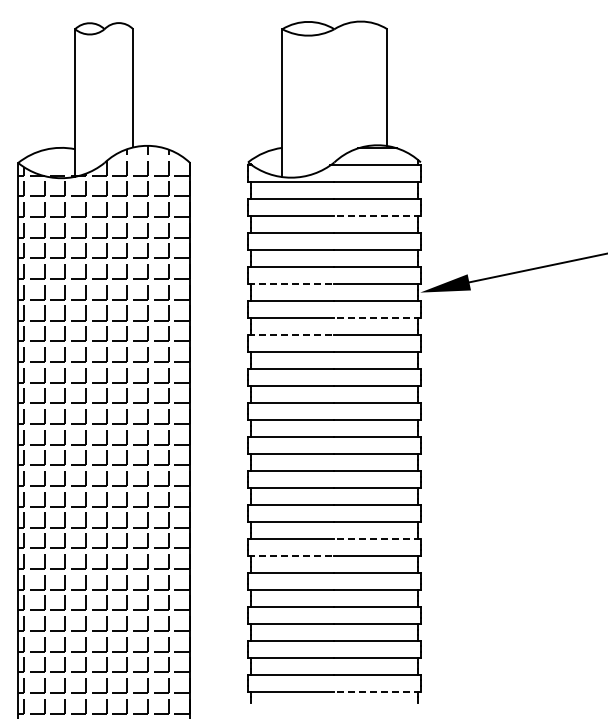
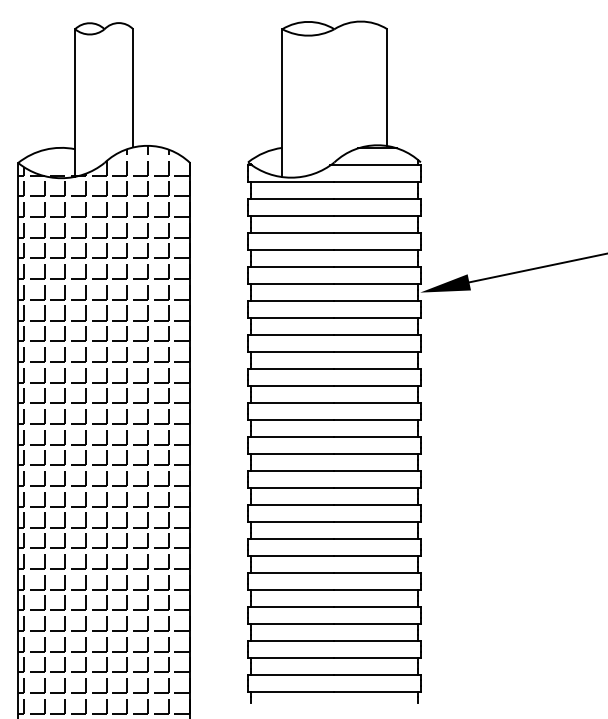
line: dashed -> solid (377, 216)
line: dashed -> solid (291, 284)
line: dashed -> solid (377, 318)
line: dashed -> solid (291, 335)
line: dashed -> solid (377, 538)
line: dashed -> solid (291, 555)
line: dashed -> solid (377, 691)
